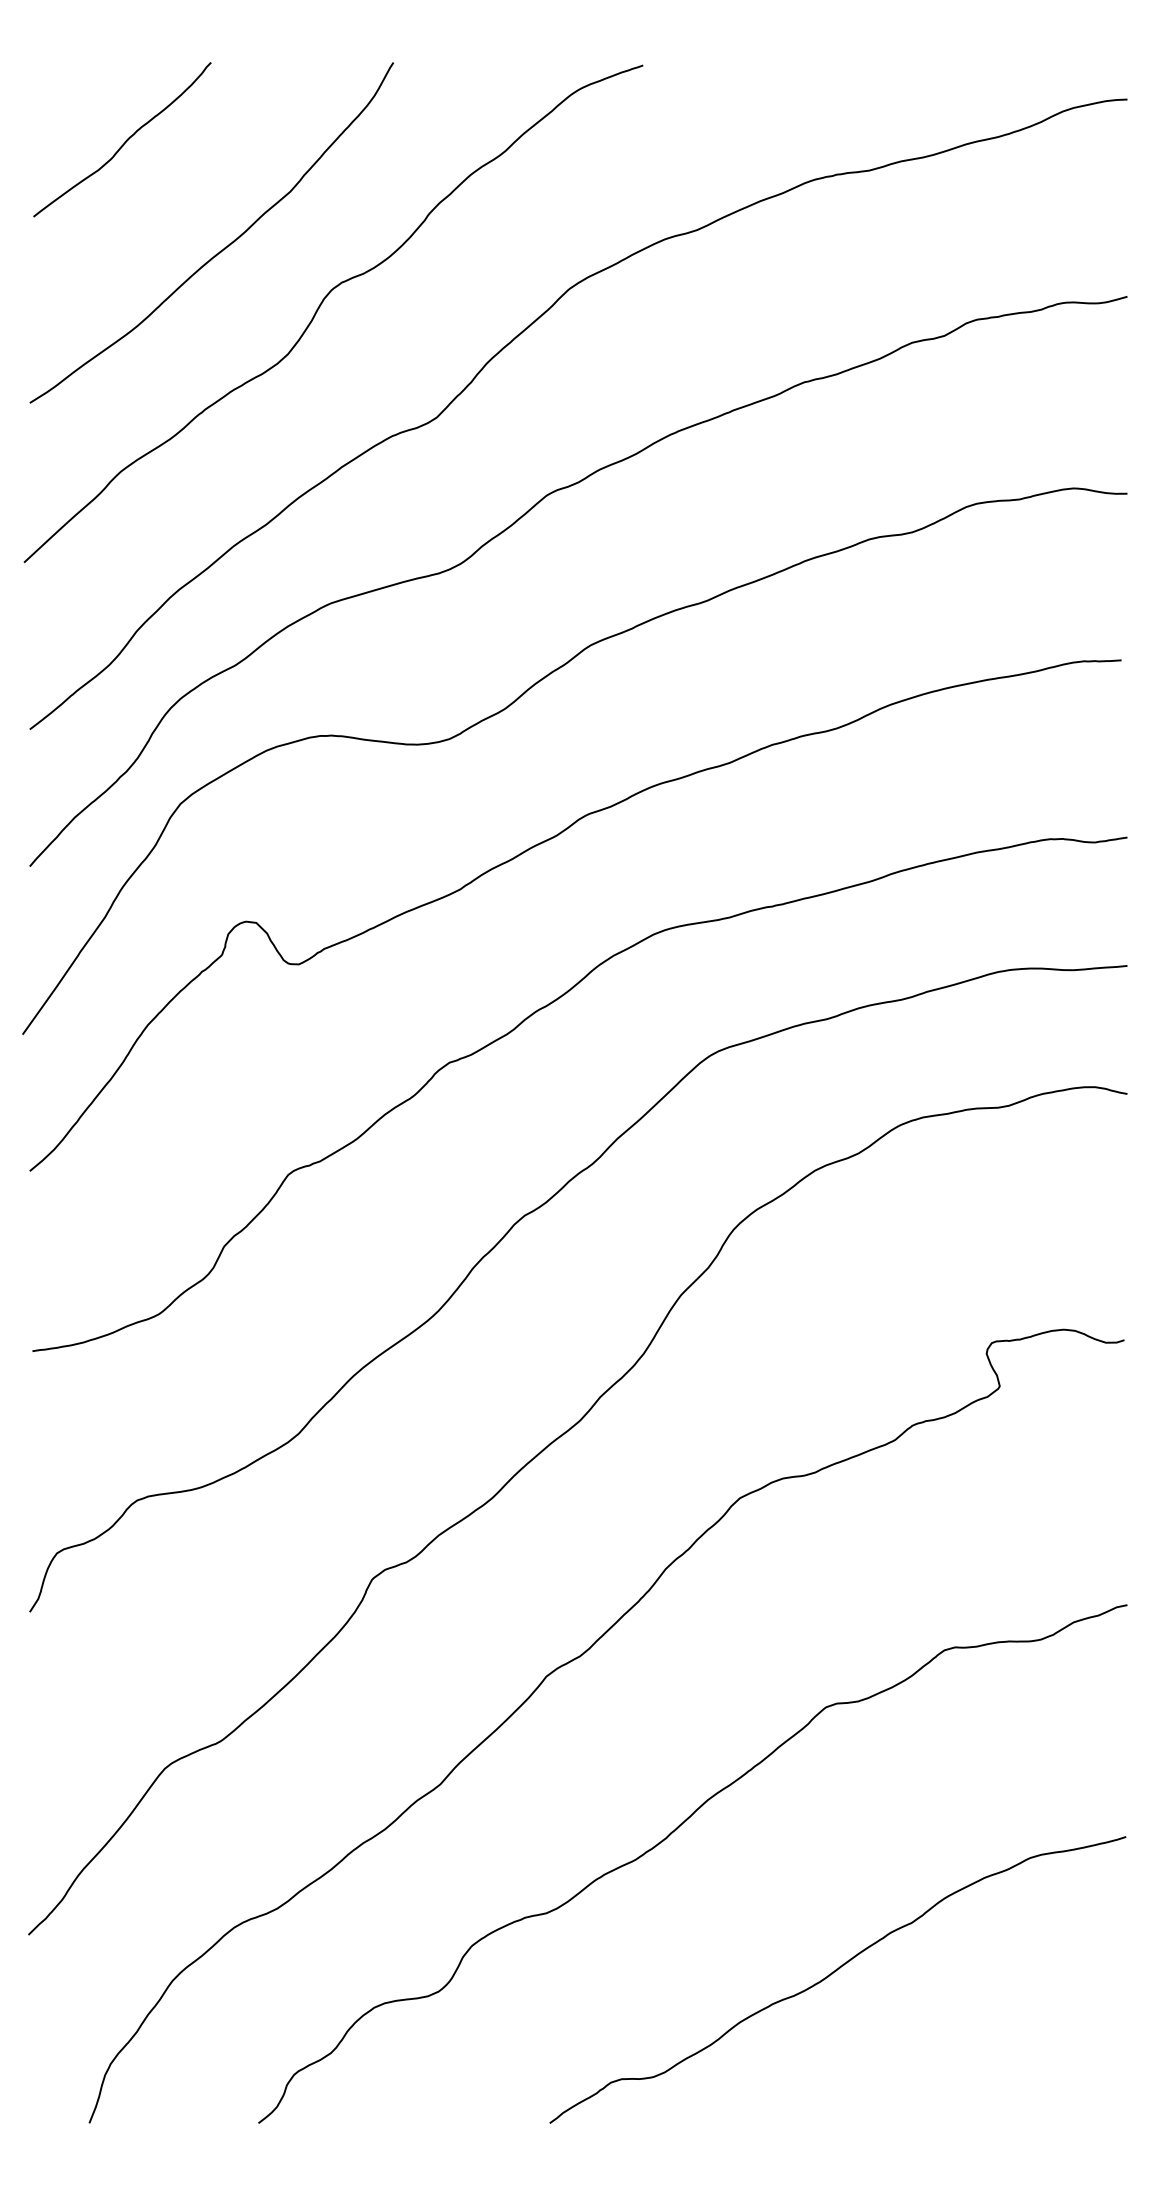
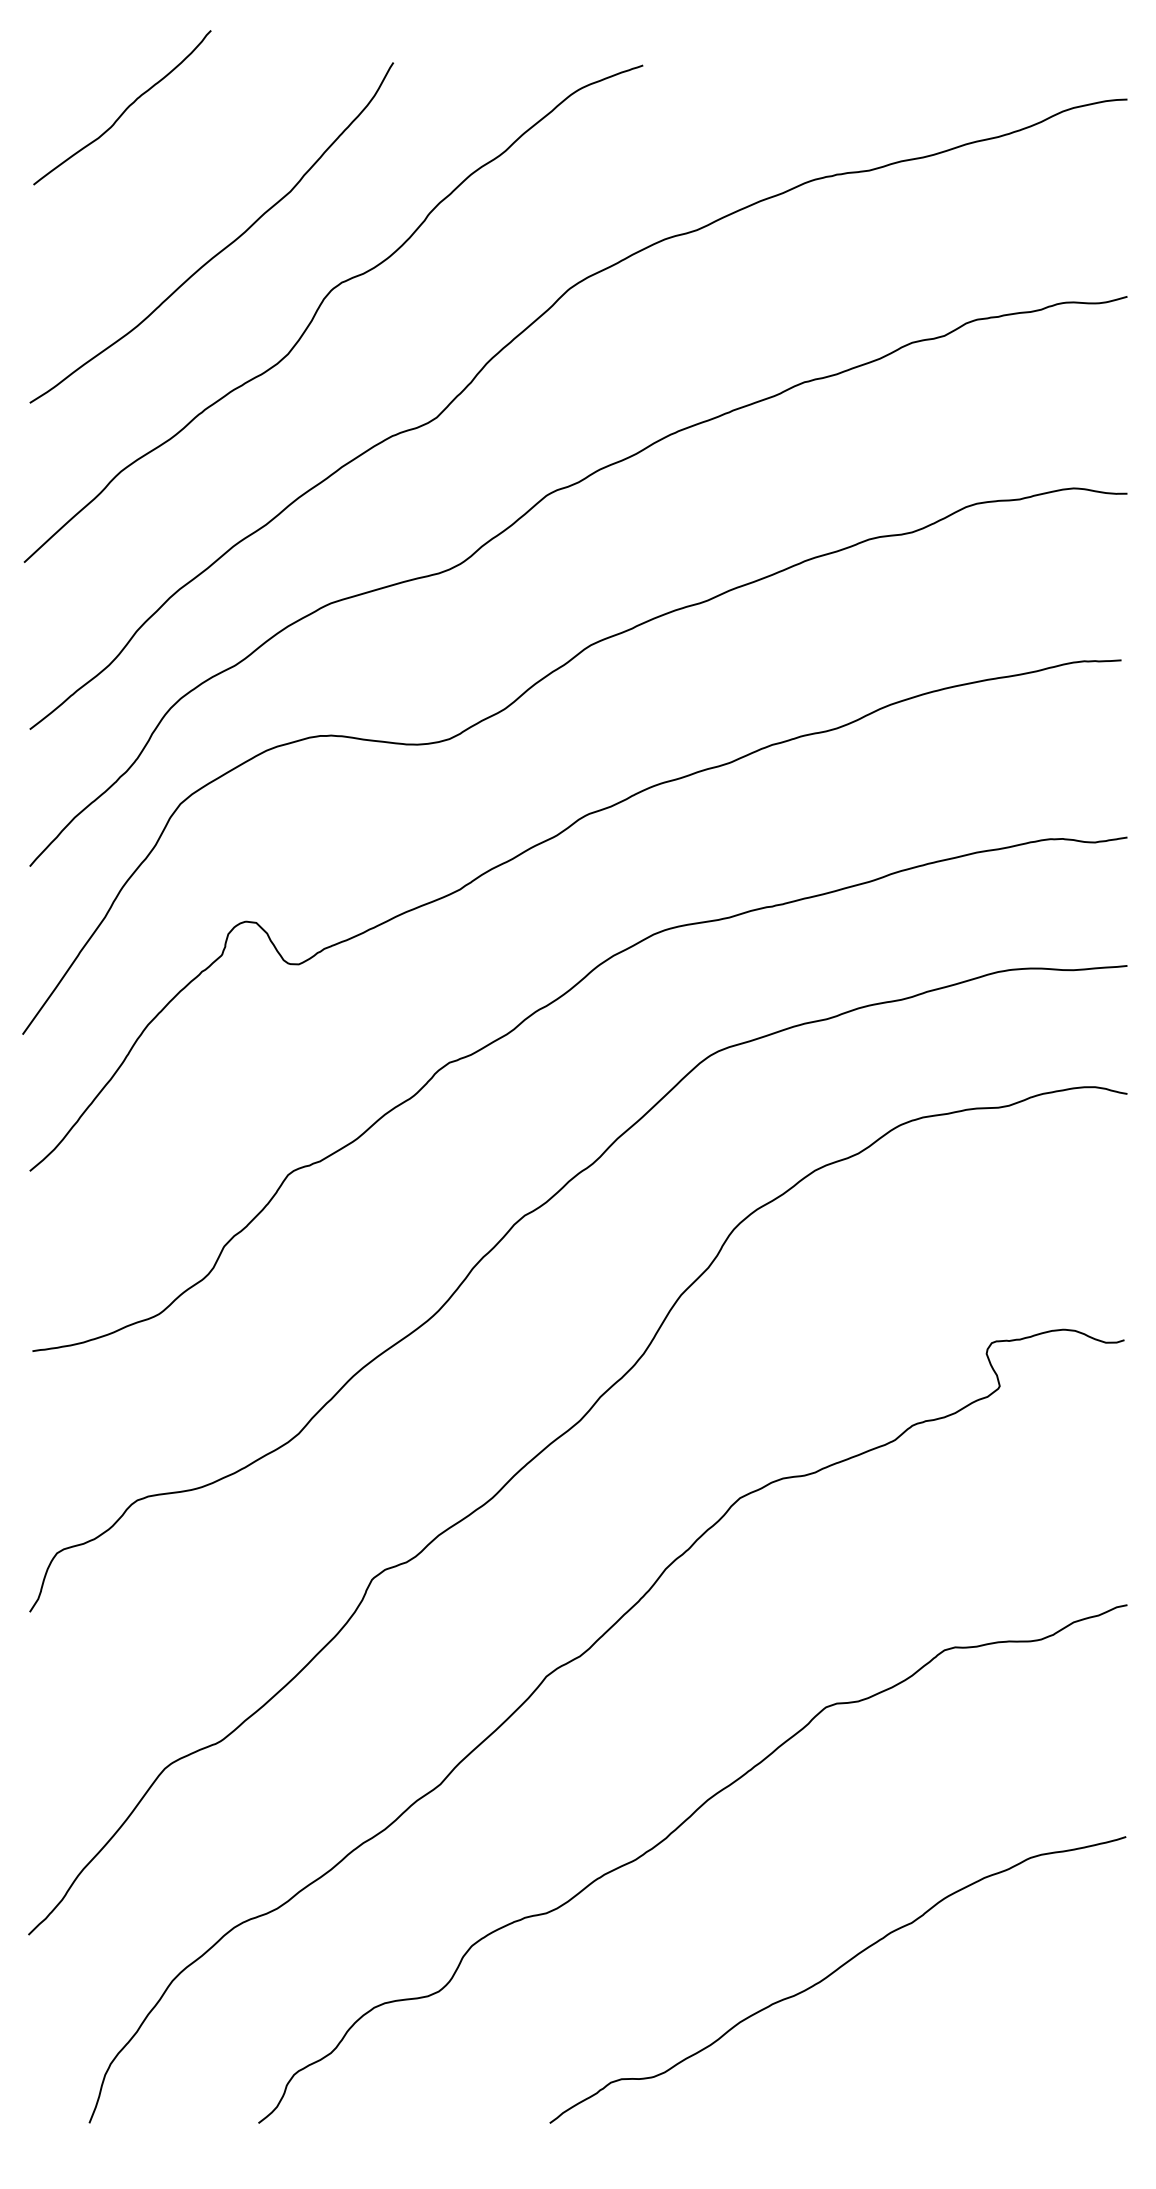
curve position: (124, 141) -> (124, 109) (124, 109)
